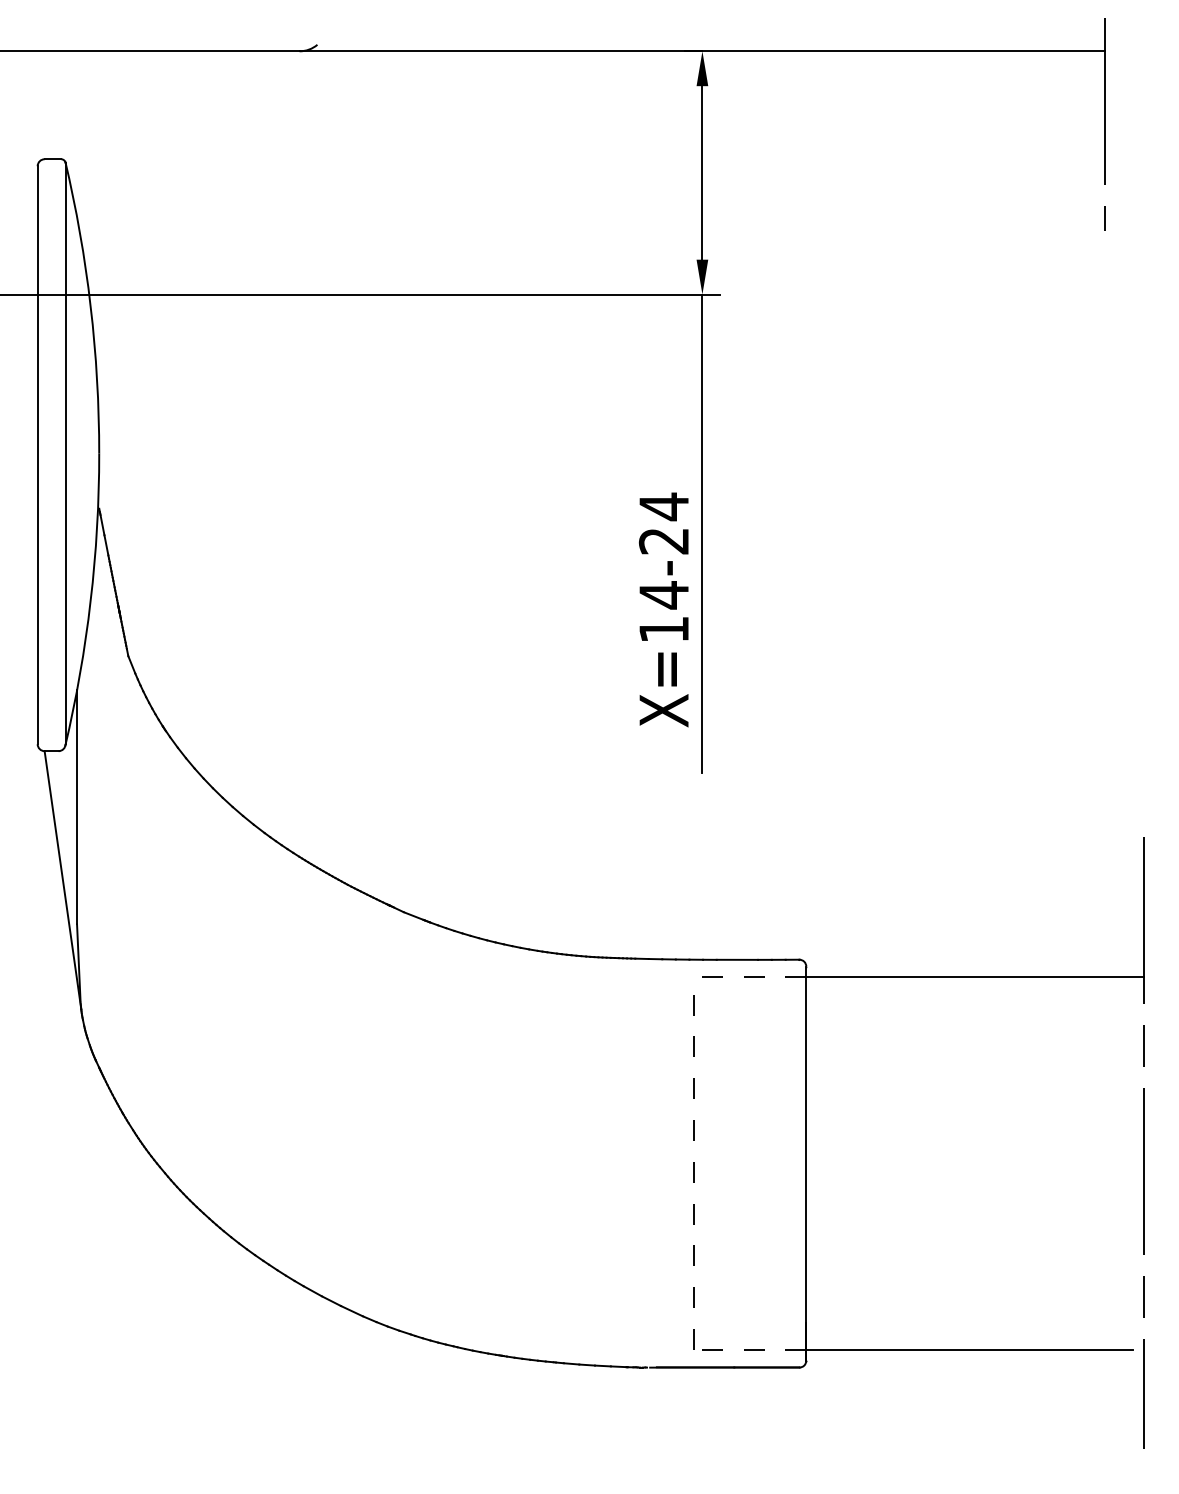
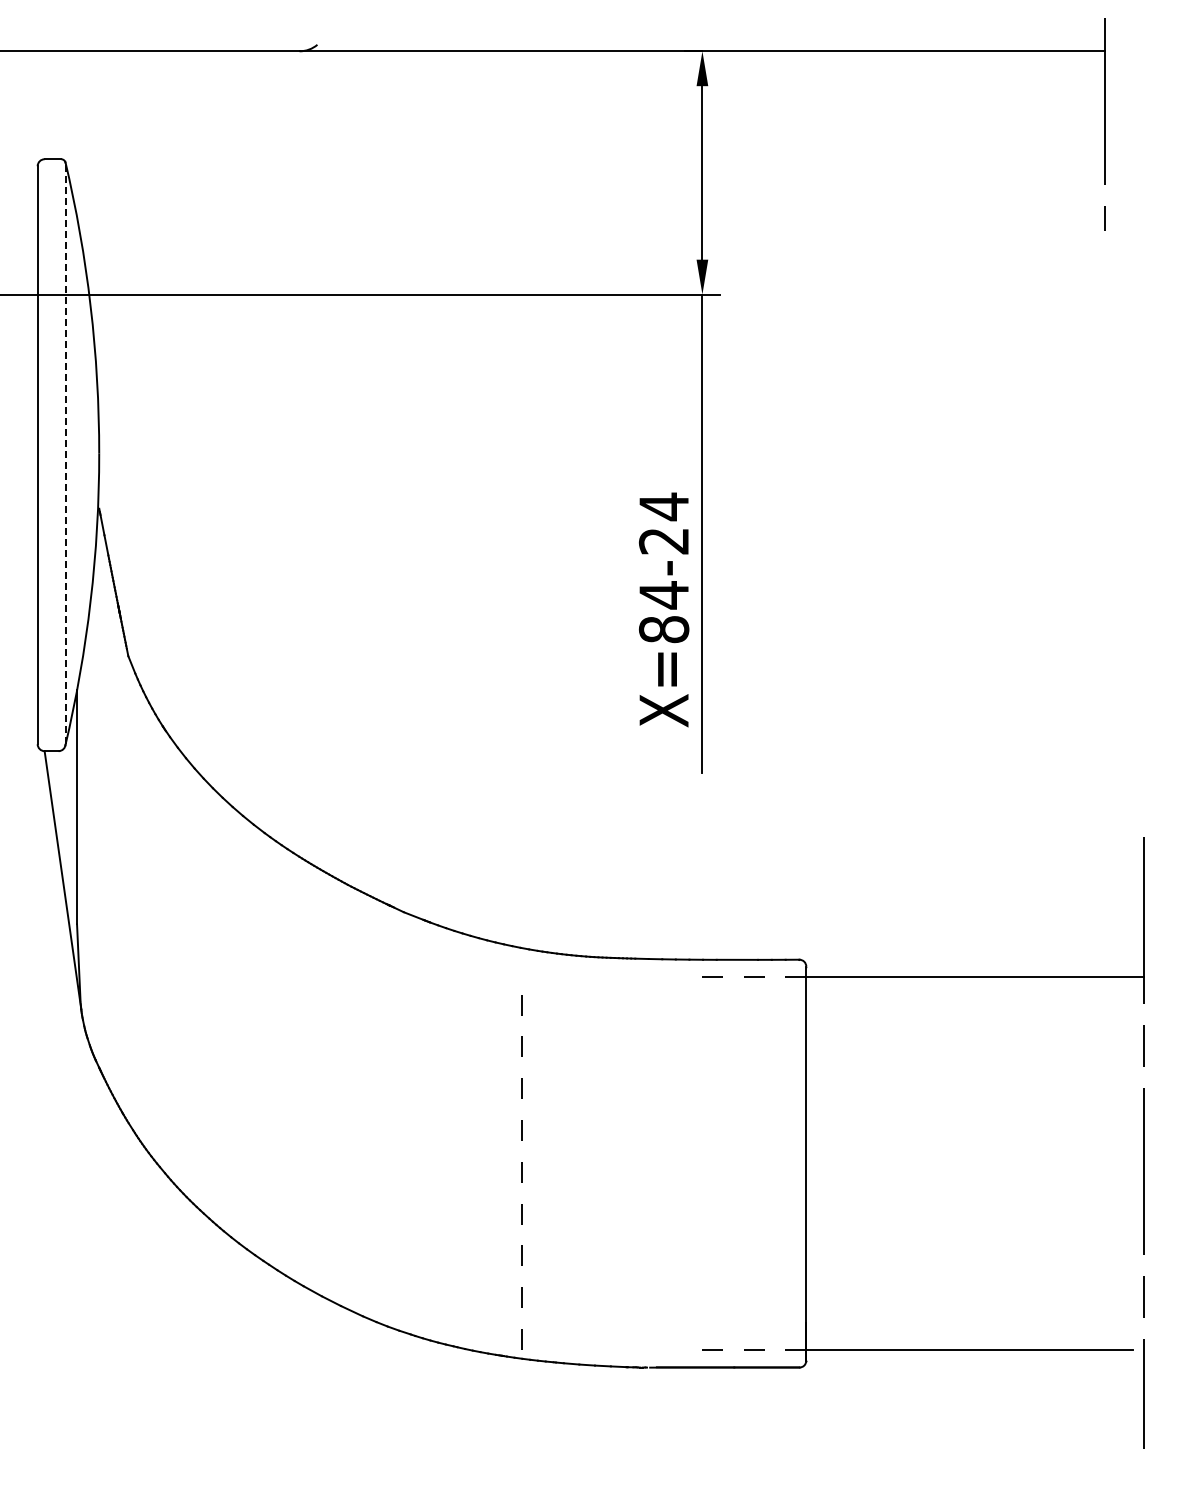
line: solid -> dashed (65, 453)
text: X=14-24 -> X=84-24 (663, 629)
line position: (693, 1172) -> (521, 1172) (521, 1172)
